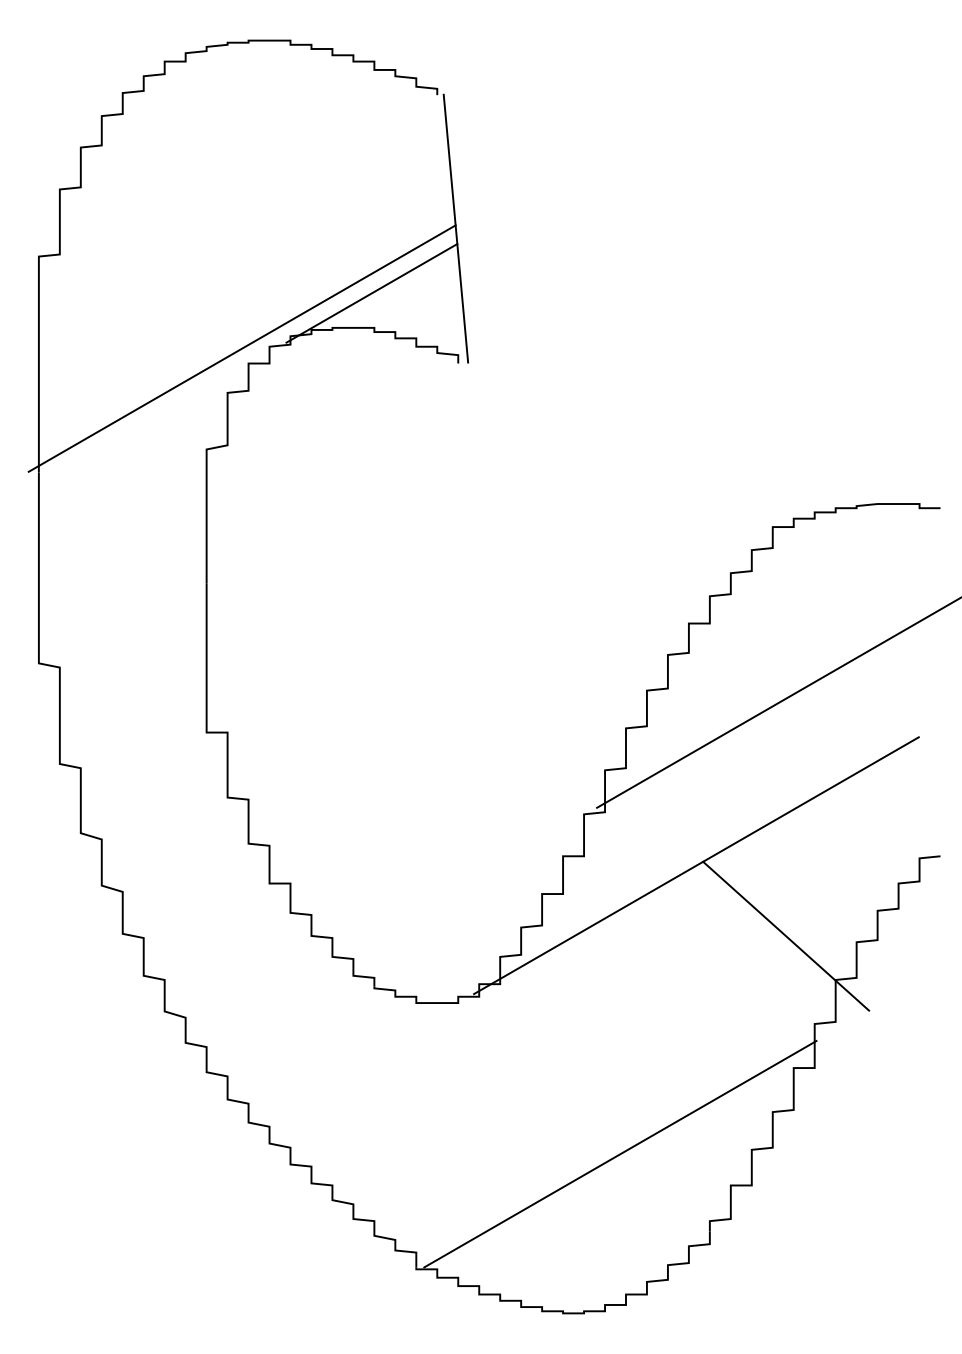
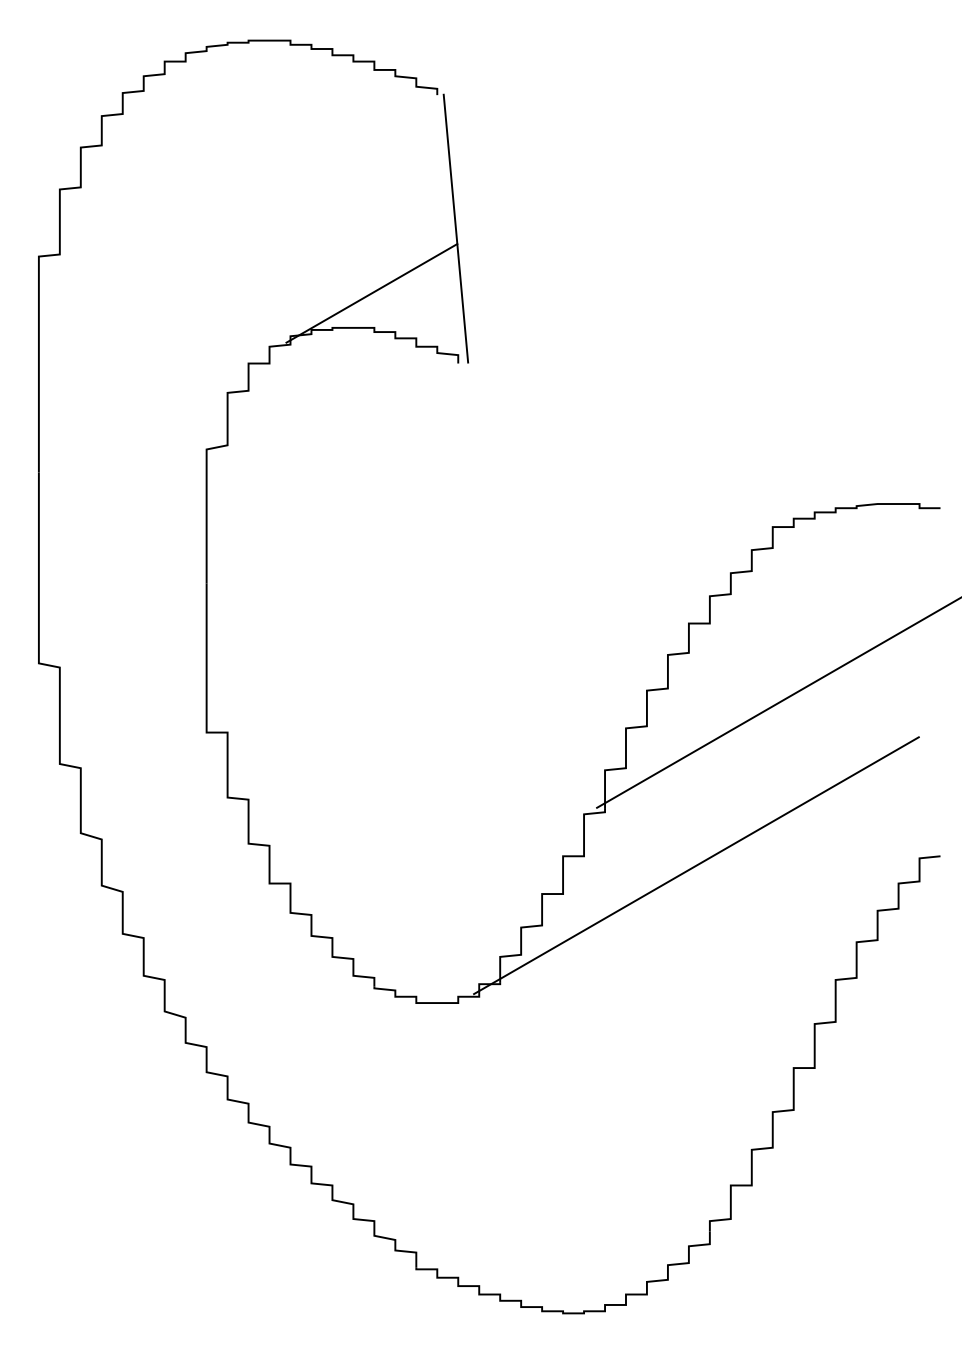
line: present -> none (241, 348)
line: present -> none (786, 935)
line: present -> none (620, 1154)
